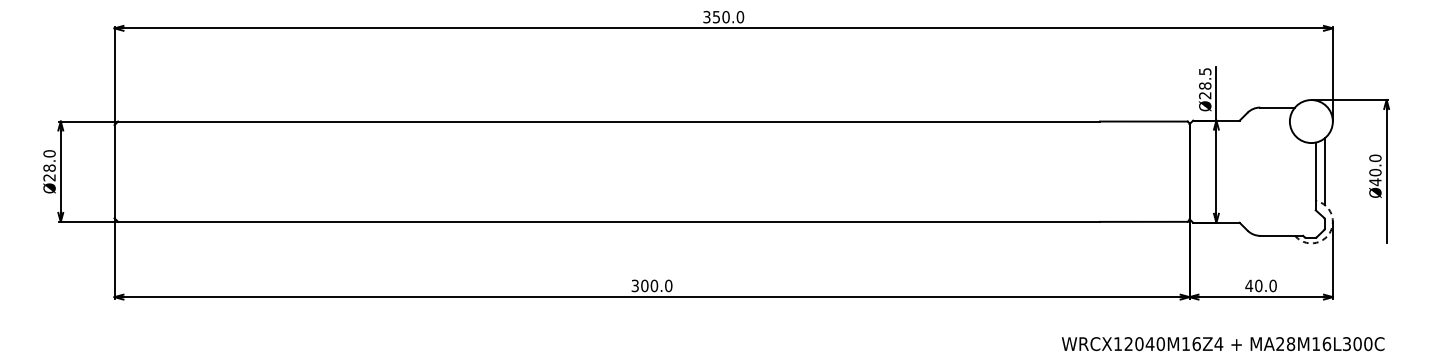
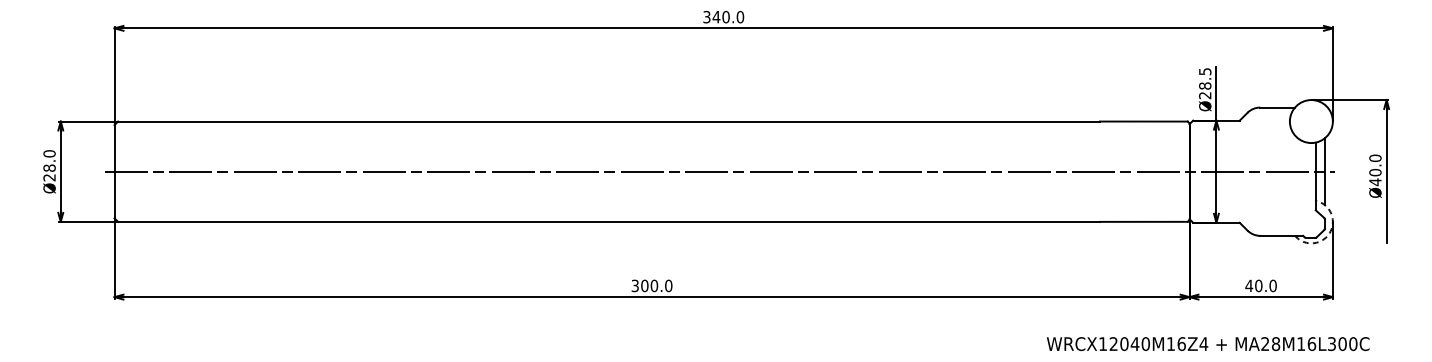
text: 350.0 -> 340.0 (716, 17)
line: none -> present (719, 171)
text position: (1223, 344) -> (1208, 344) (1208, 344)
